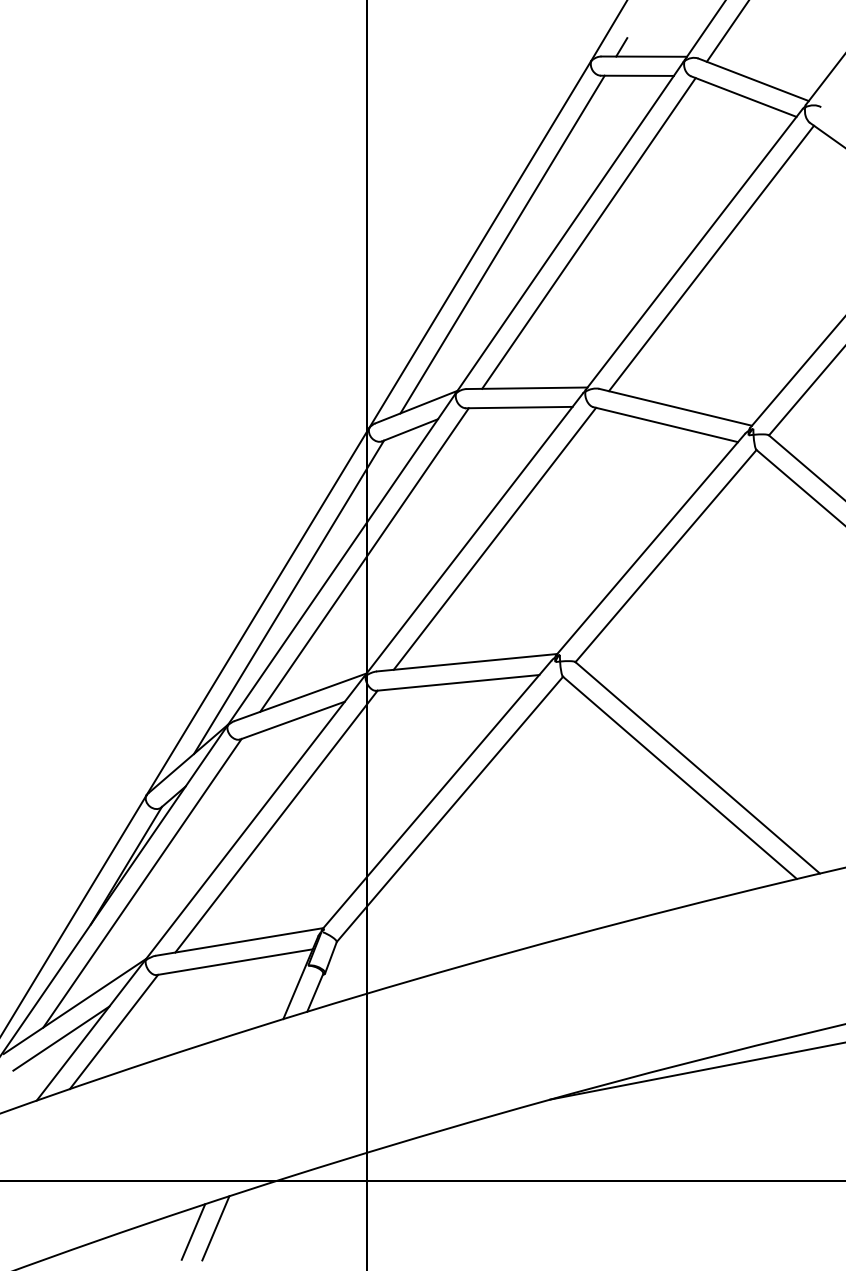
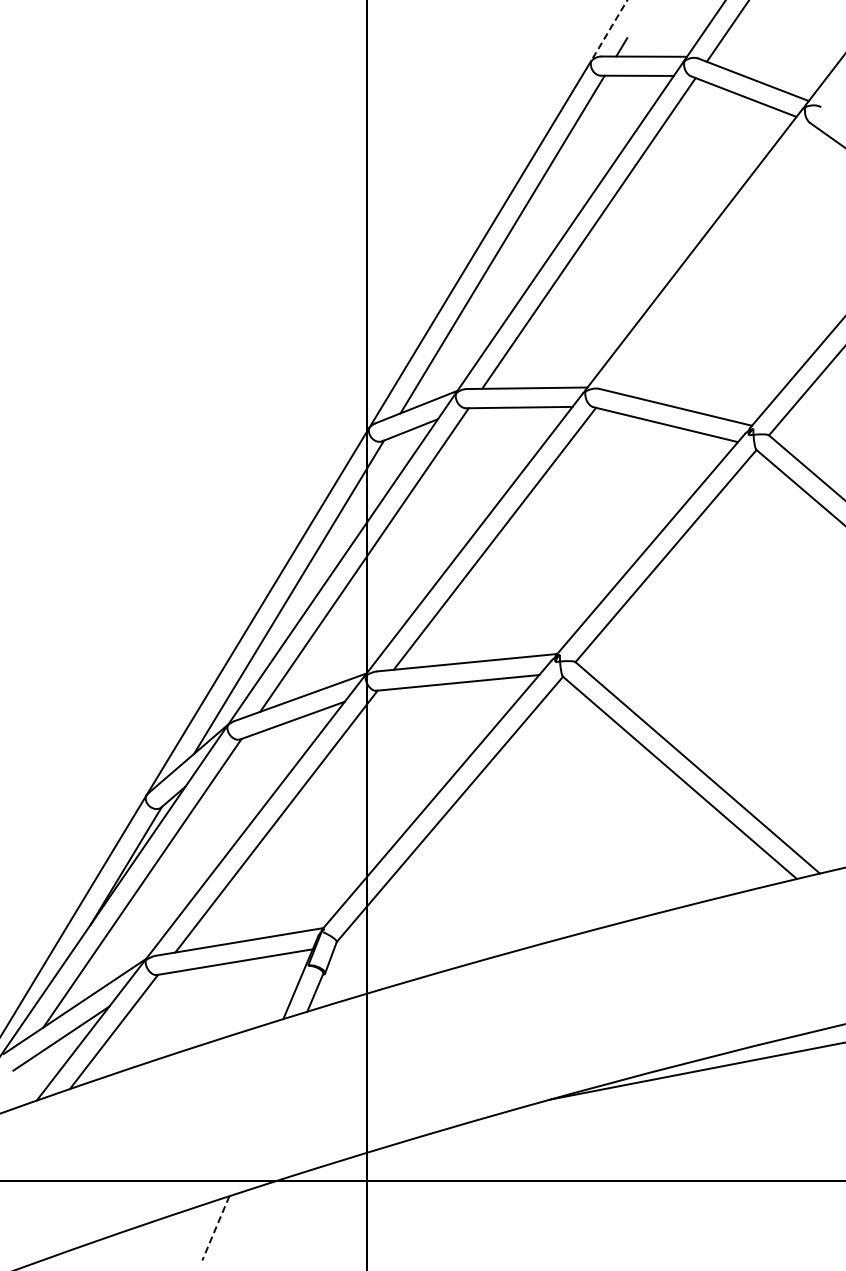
line: solid -> dashed (608, 31)
line: present -> none (711, 258)
line: solid -> dashed (215, 1228)
line: present -> none (193, 1231)
